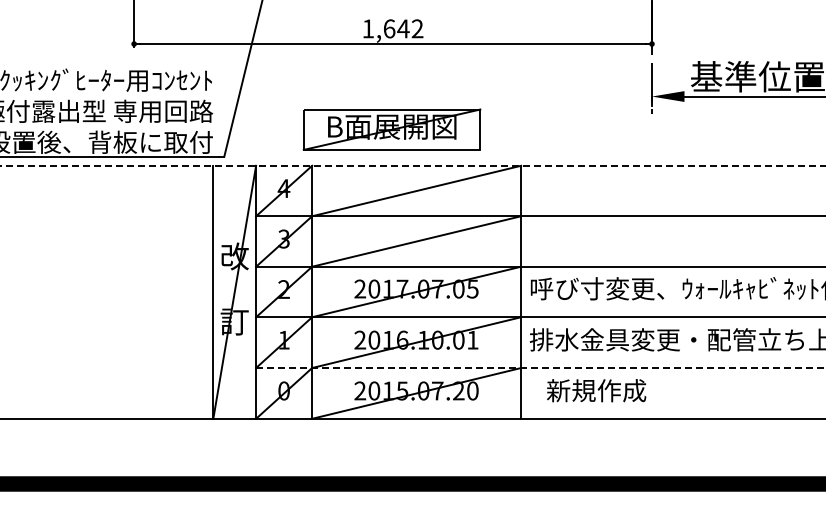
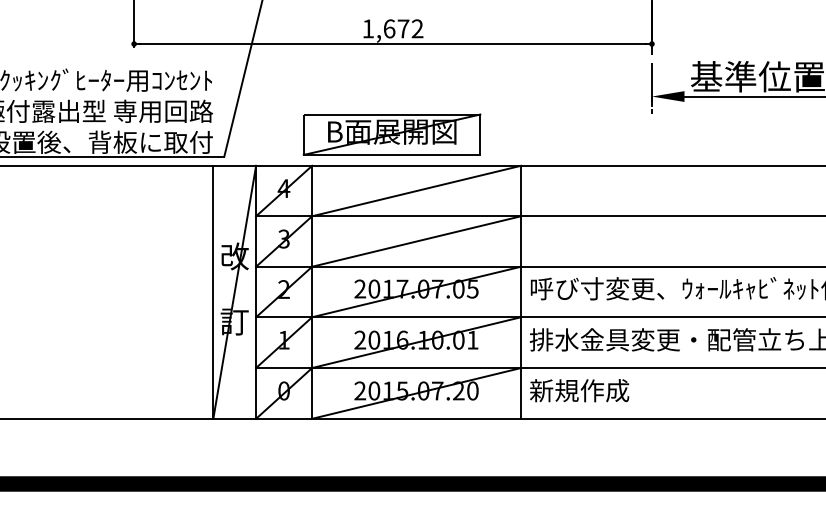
text: 1,642 -> 1,672 (403, 28)
part position: (391, 129) -> (391, 134) (391, 134)
line: dashed -> solid (413, 165)
line: dashed -> solid (541, 368)
text position: (596, 390) -> (579, 390) (579, 390)
